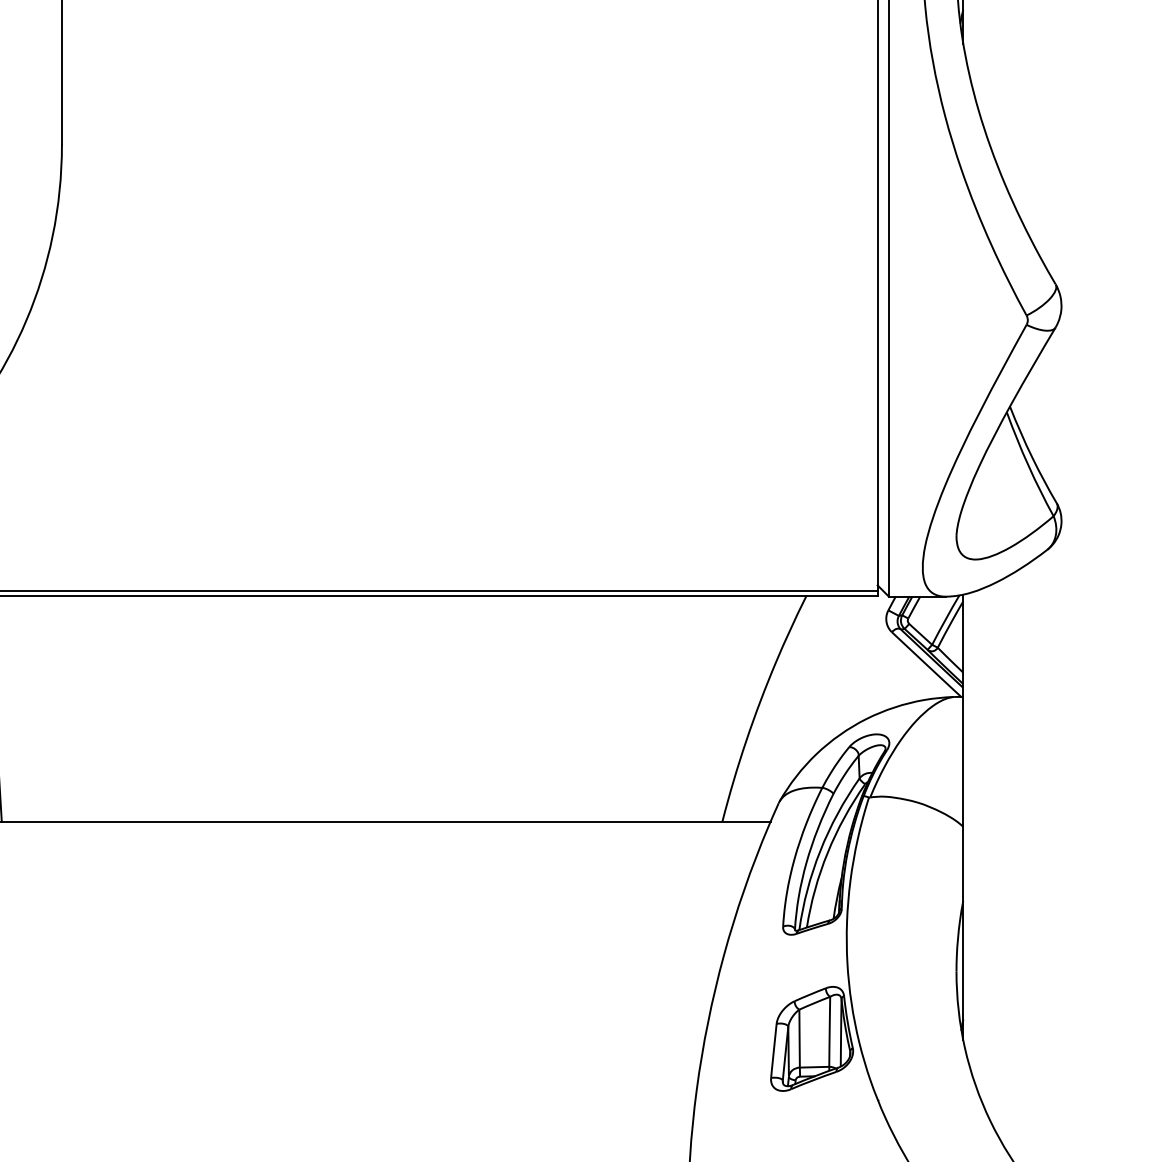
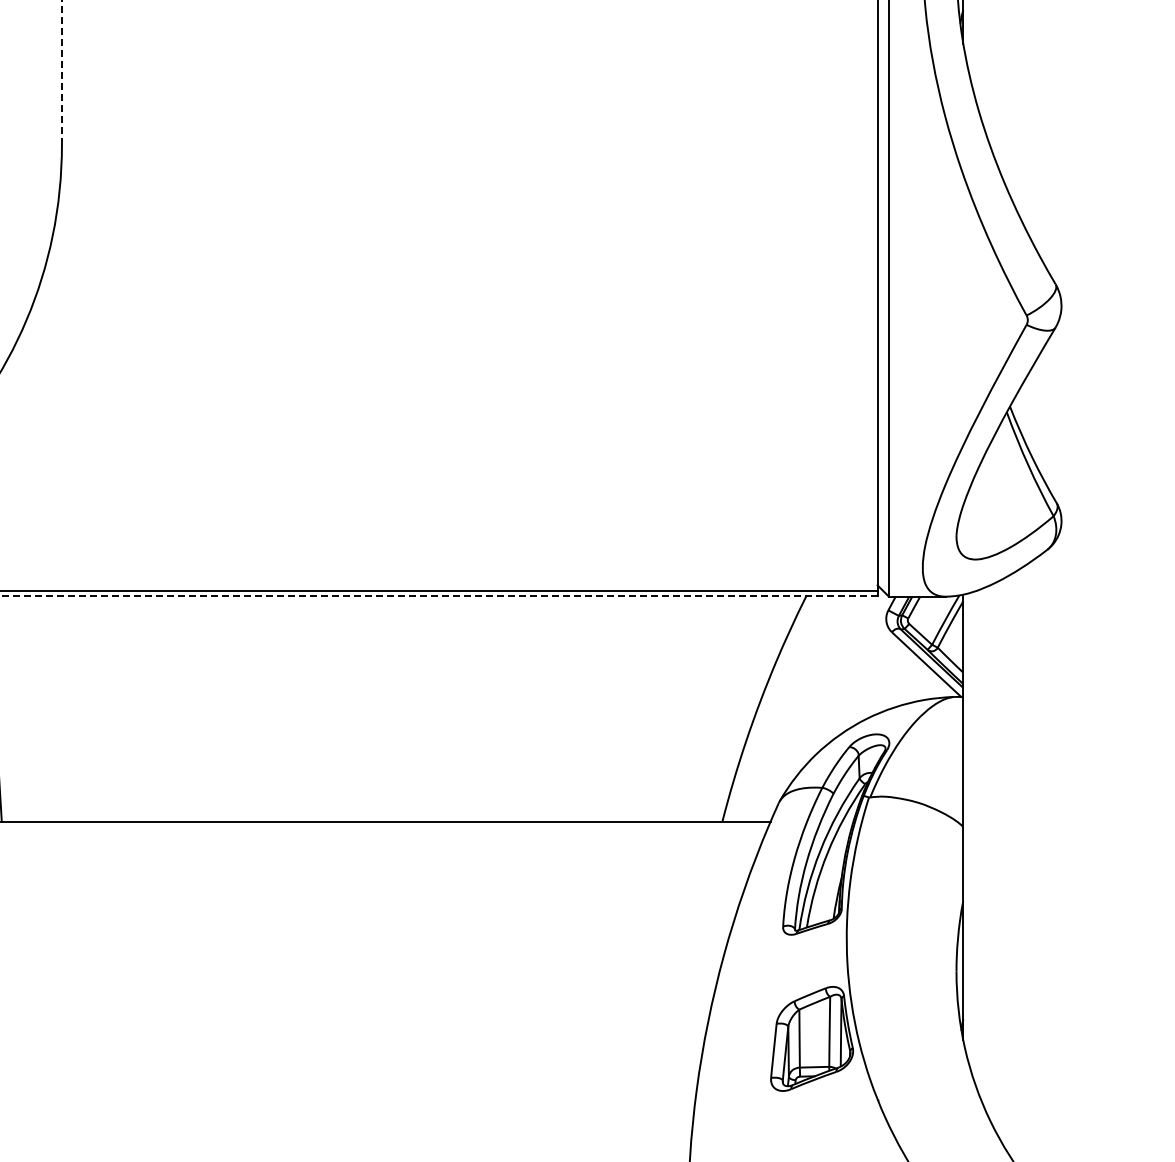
line: solid -> dashed (61, 72)
line: solid -> dashed (438, 595)
